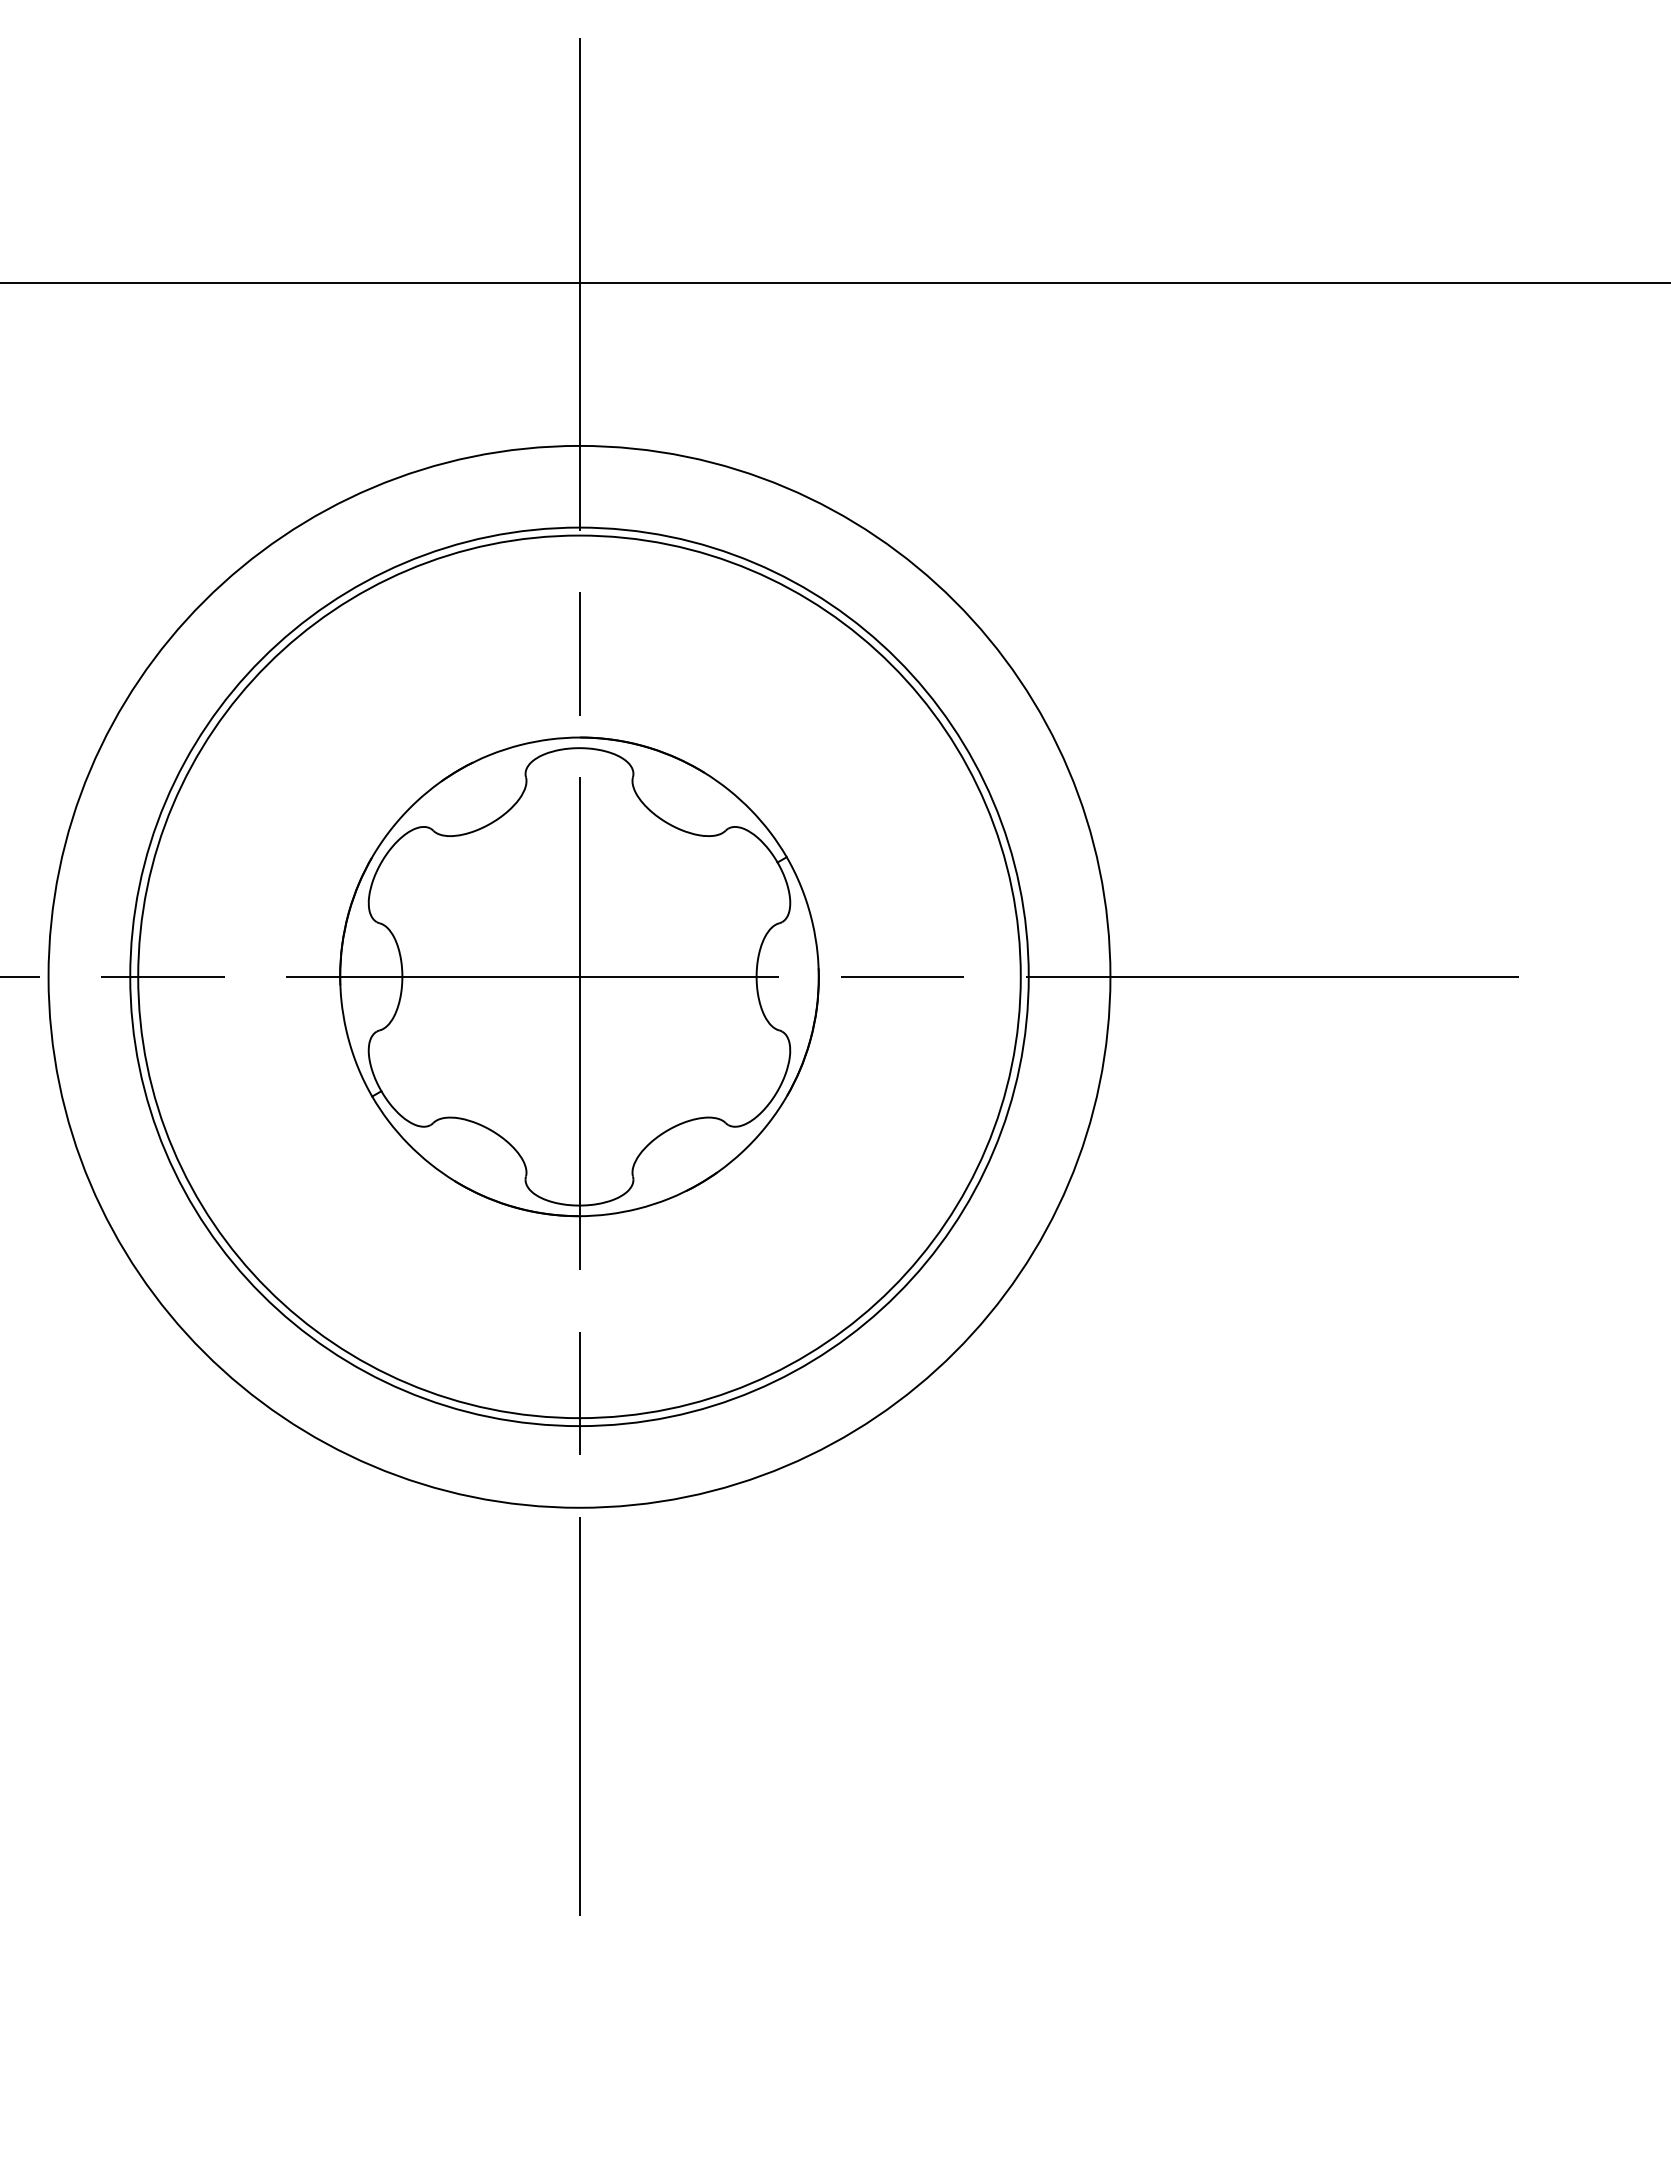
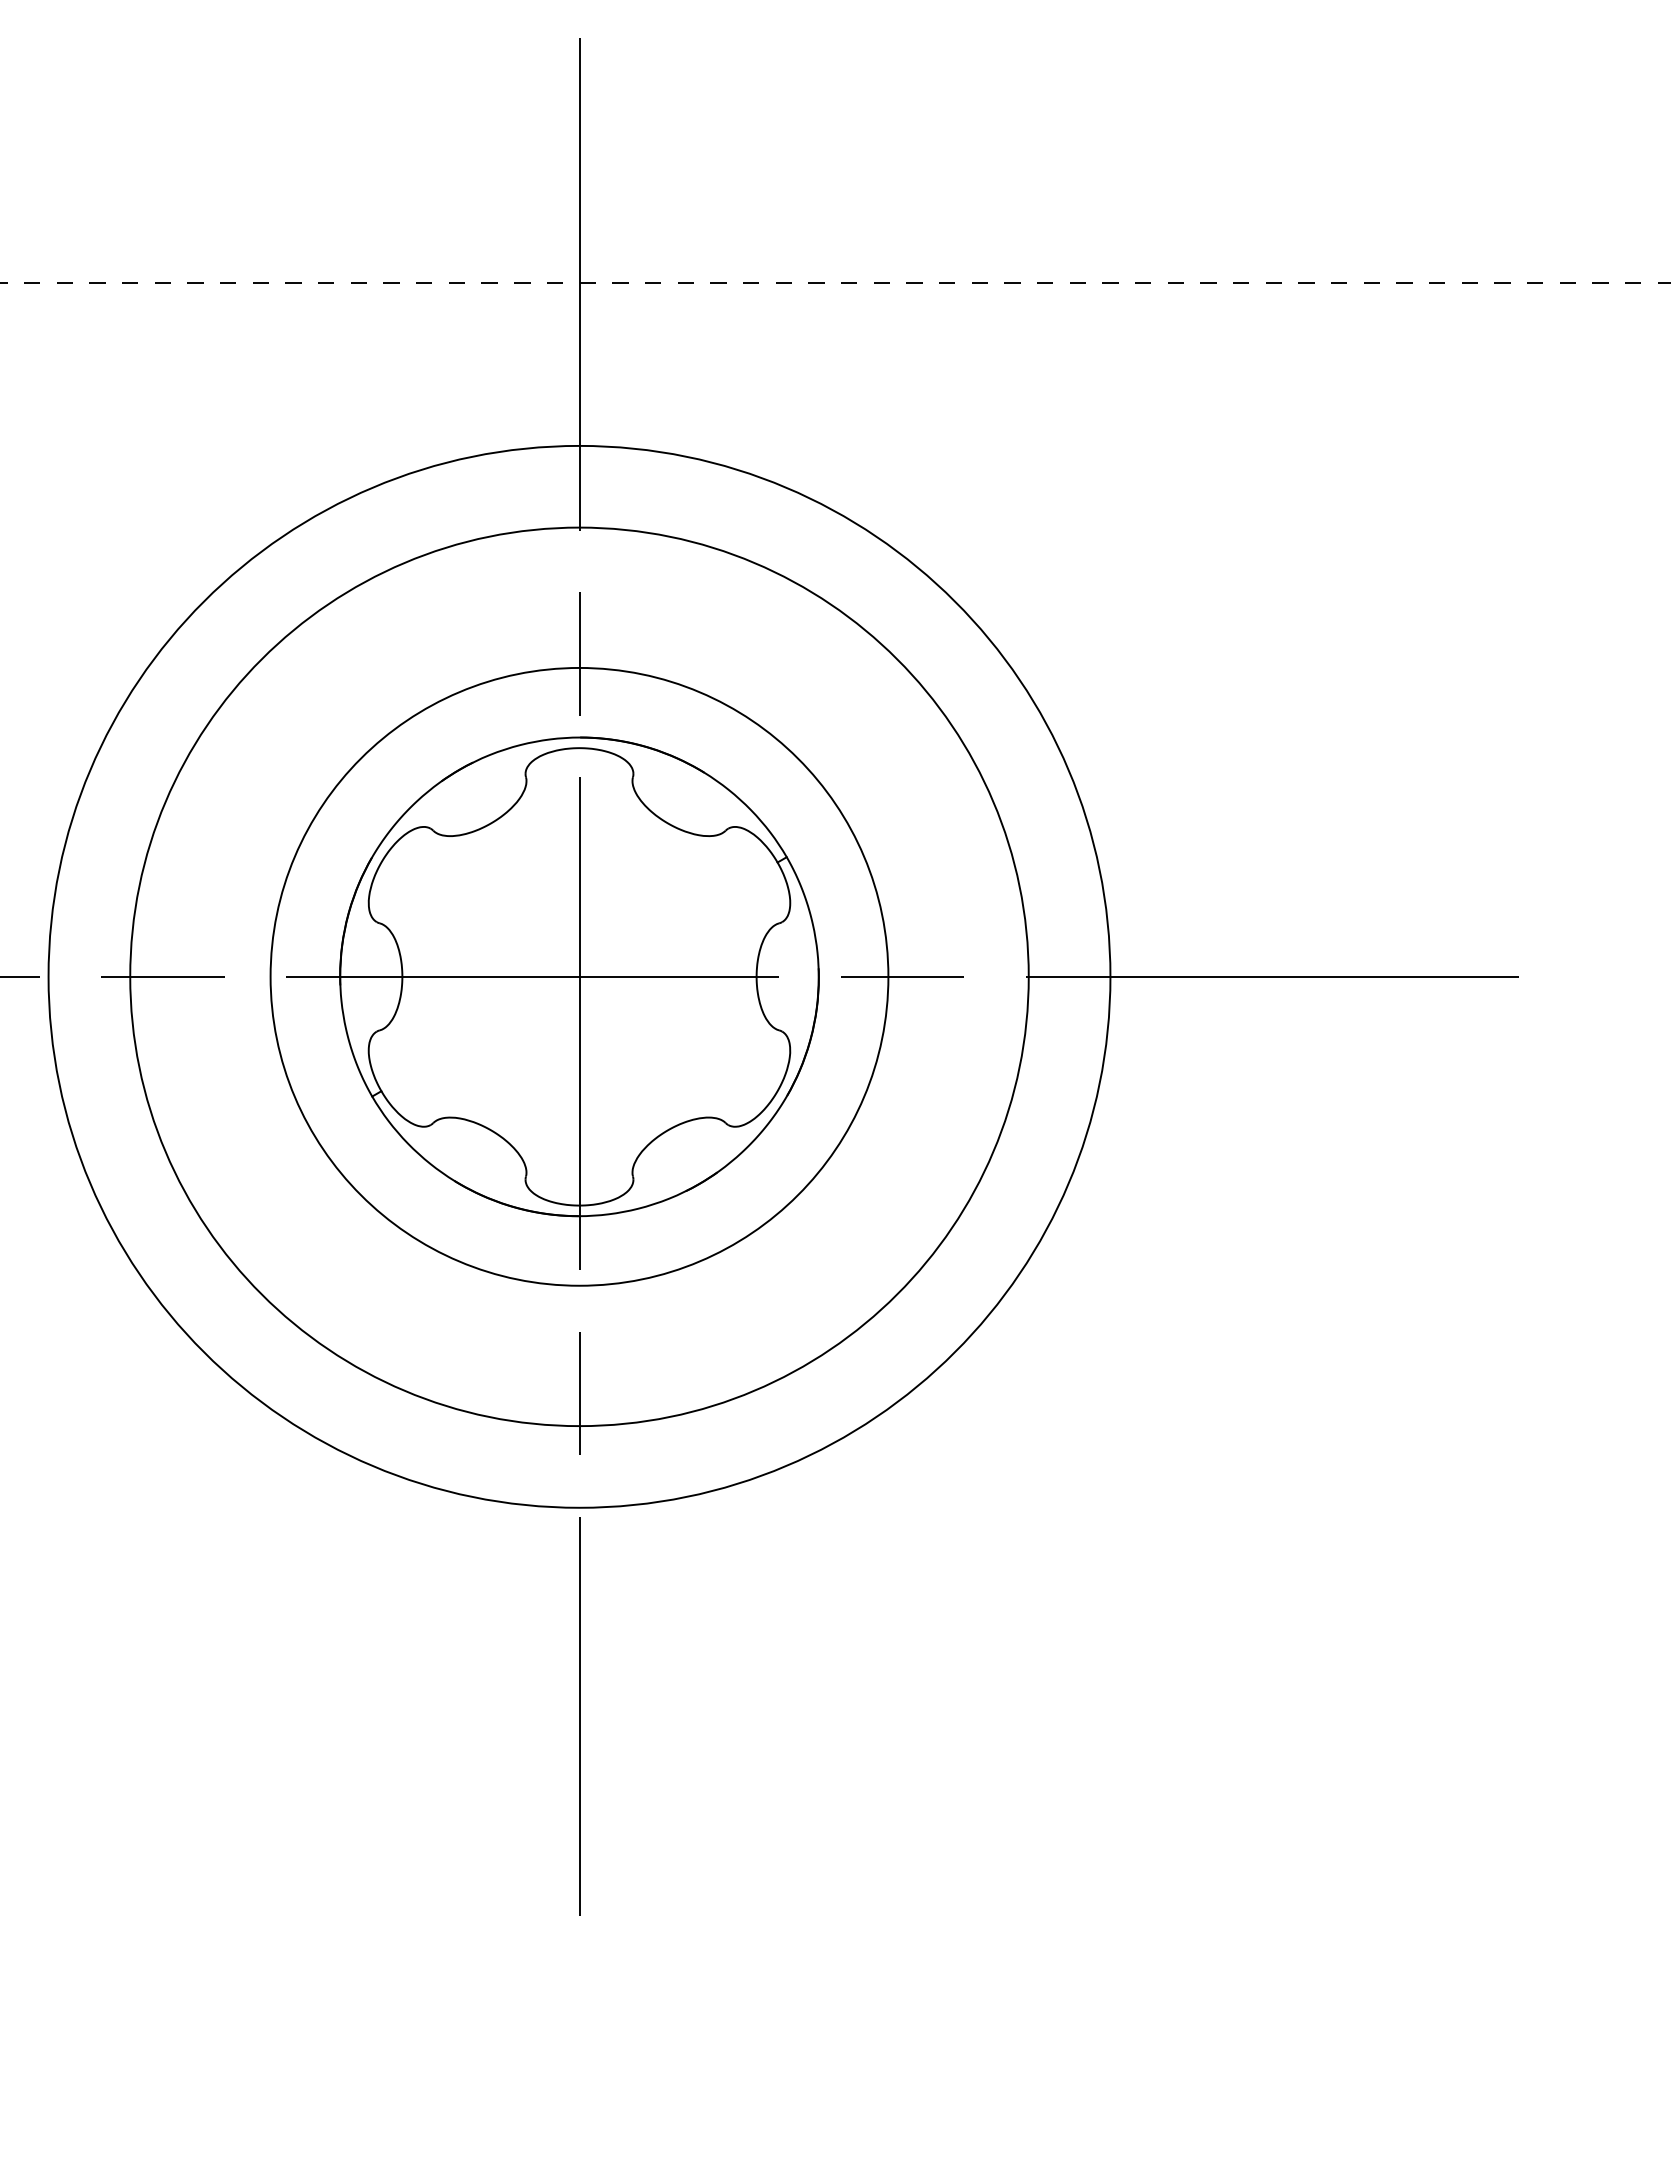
line: solid -> dashed (835, 282)
circle diameter: 883 px -> 618 px (579, 976)
